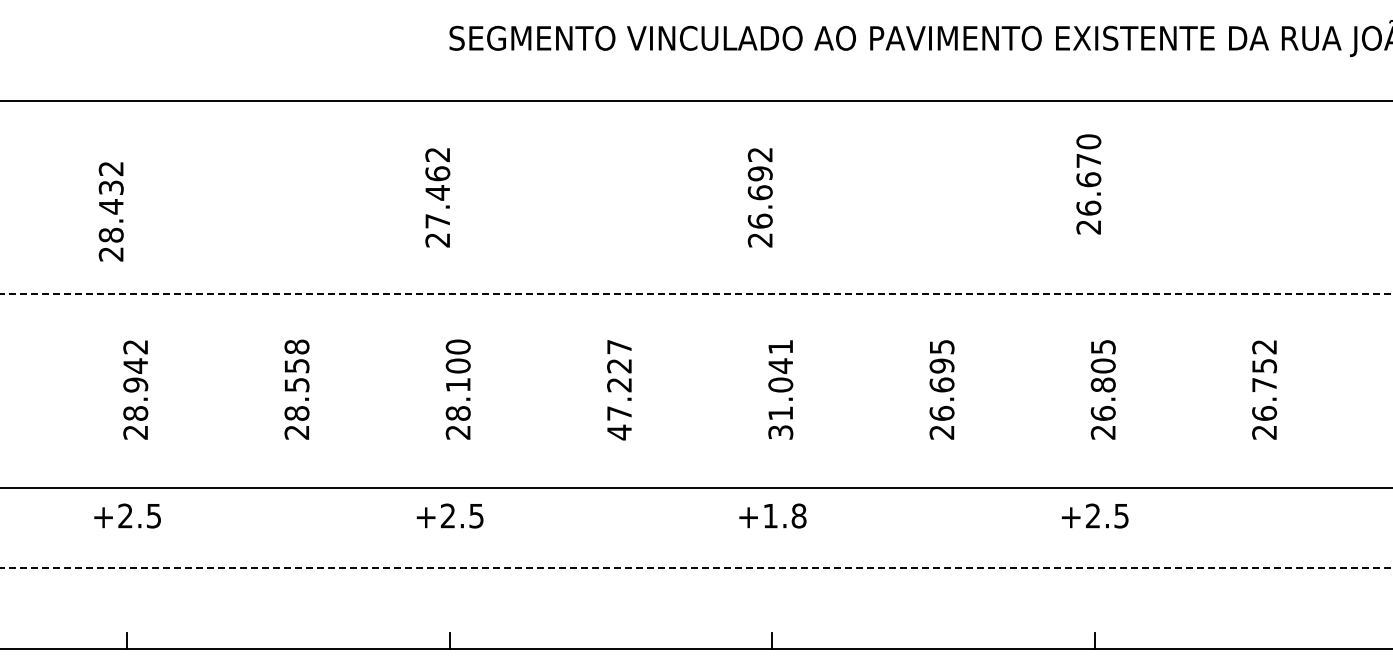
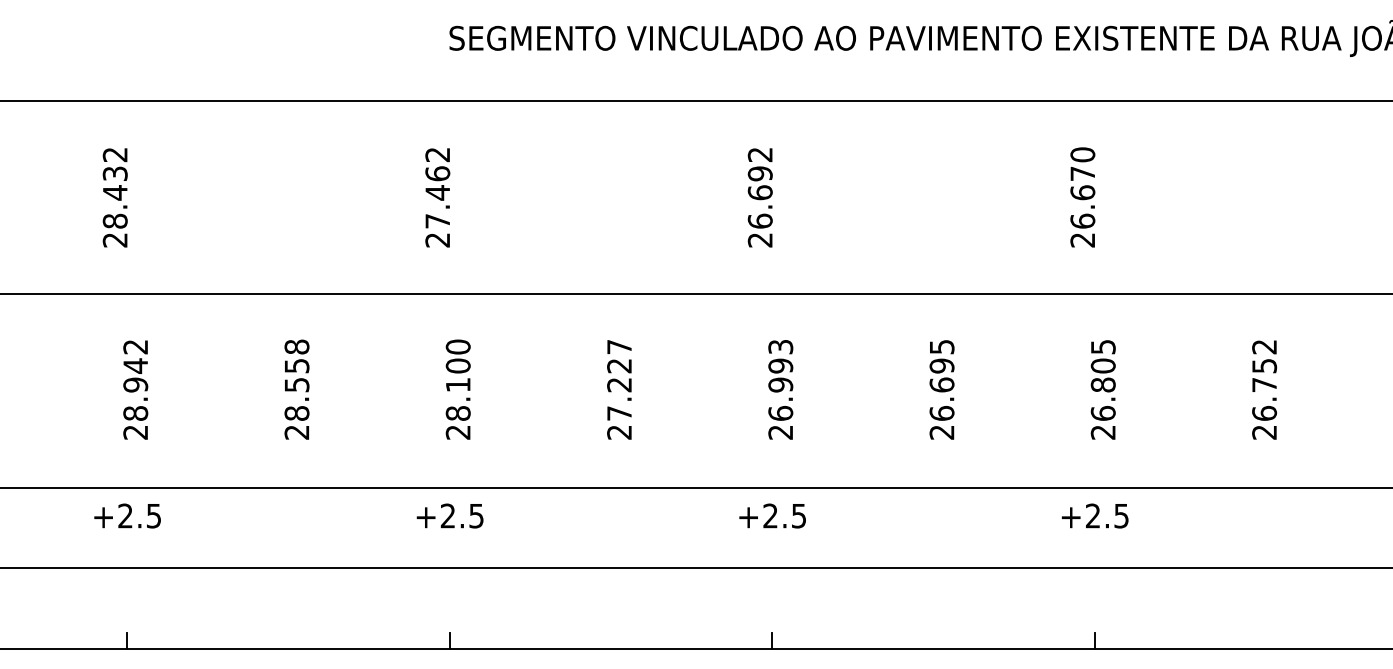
text position: (1088, 184) -> (1082, 197) (1082, 197)
text position: (110, 211) -> (114, 197) (114, 197)
line: dashed -> solid (697, 294)
text: 31.041 -> 26.993 (780, 389)
text: 47.227 -> 27.227 (619, 432)
text: +1.8 -> +2.5 (784, 515)
line: dashed -> solid (697, 568)
